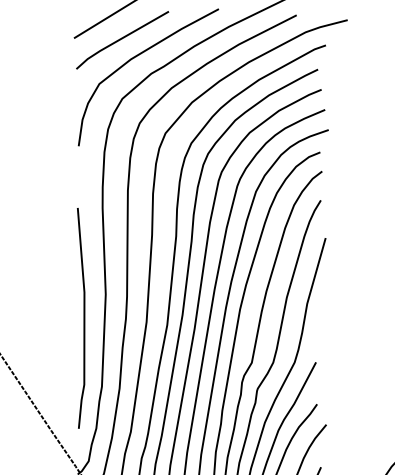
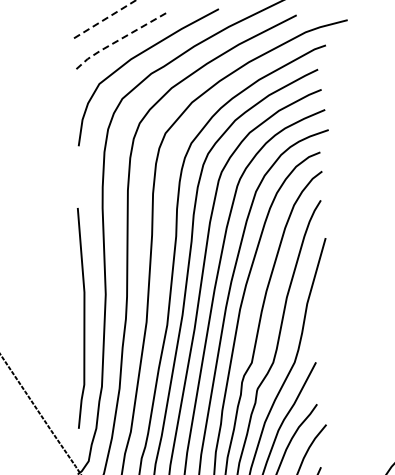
line: solid -> dashed (105, 19)
line: solid -> dashed (120, 39)
